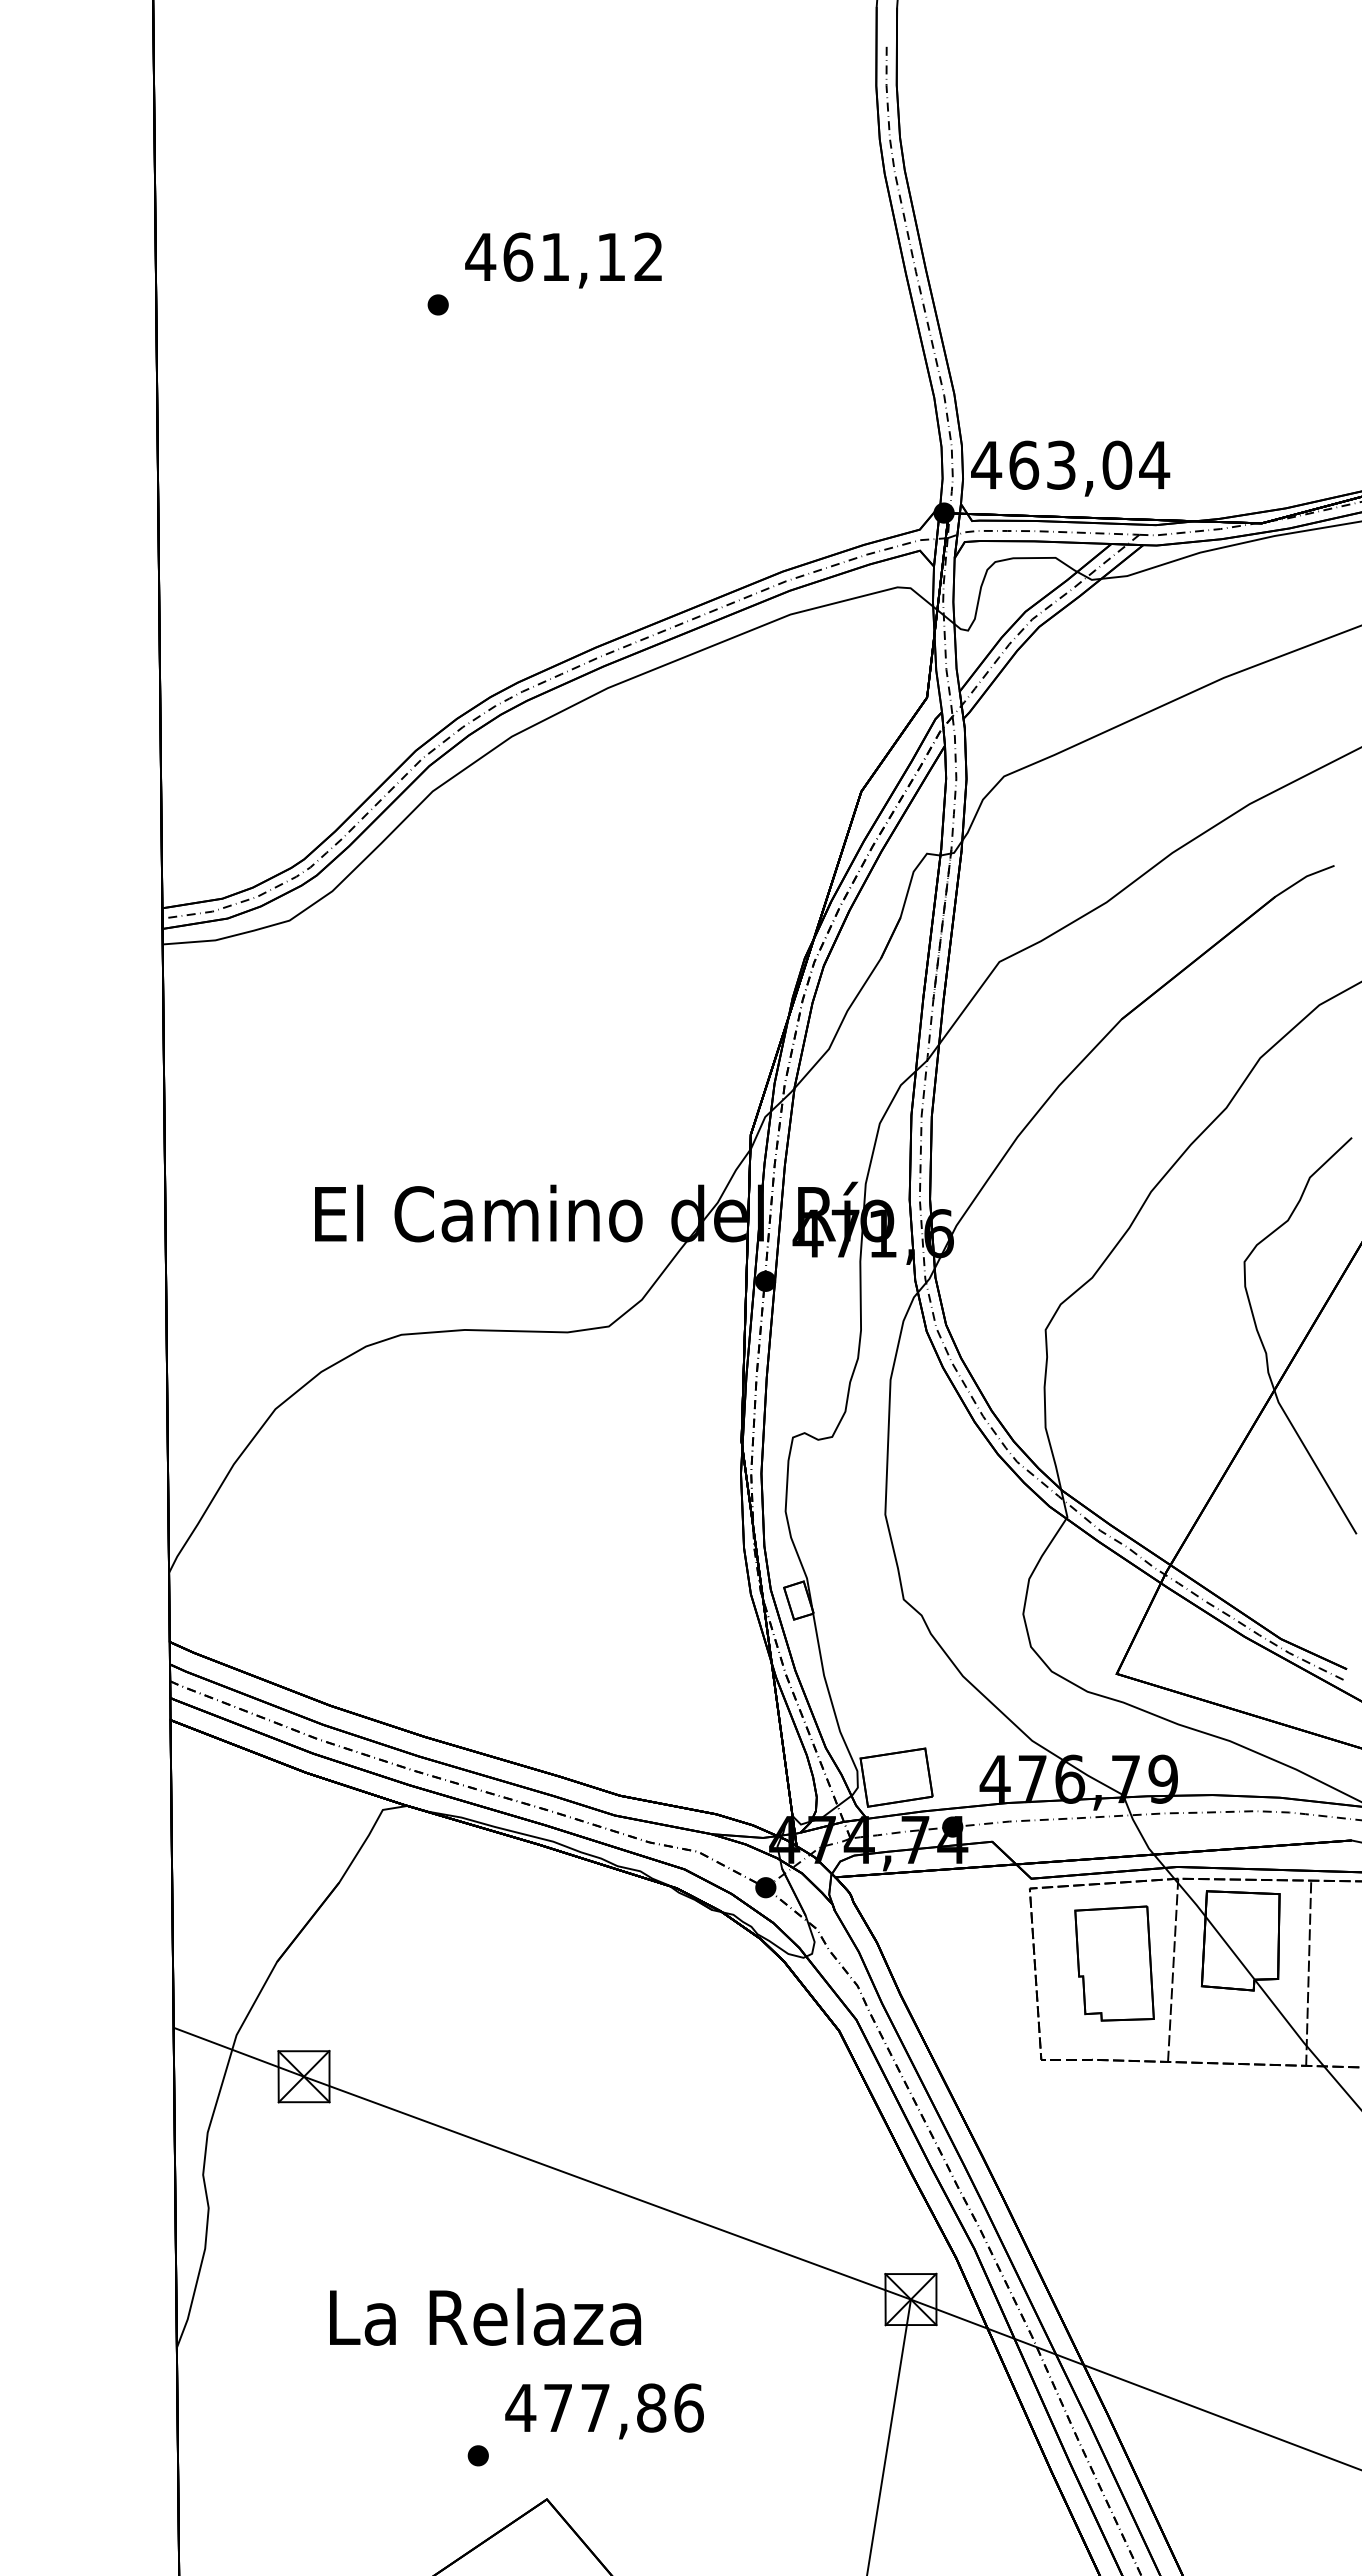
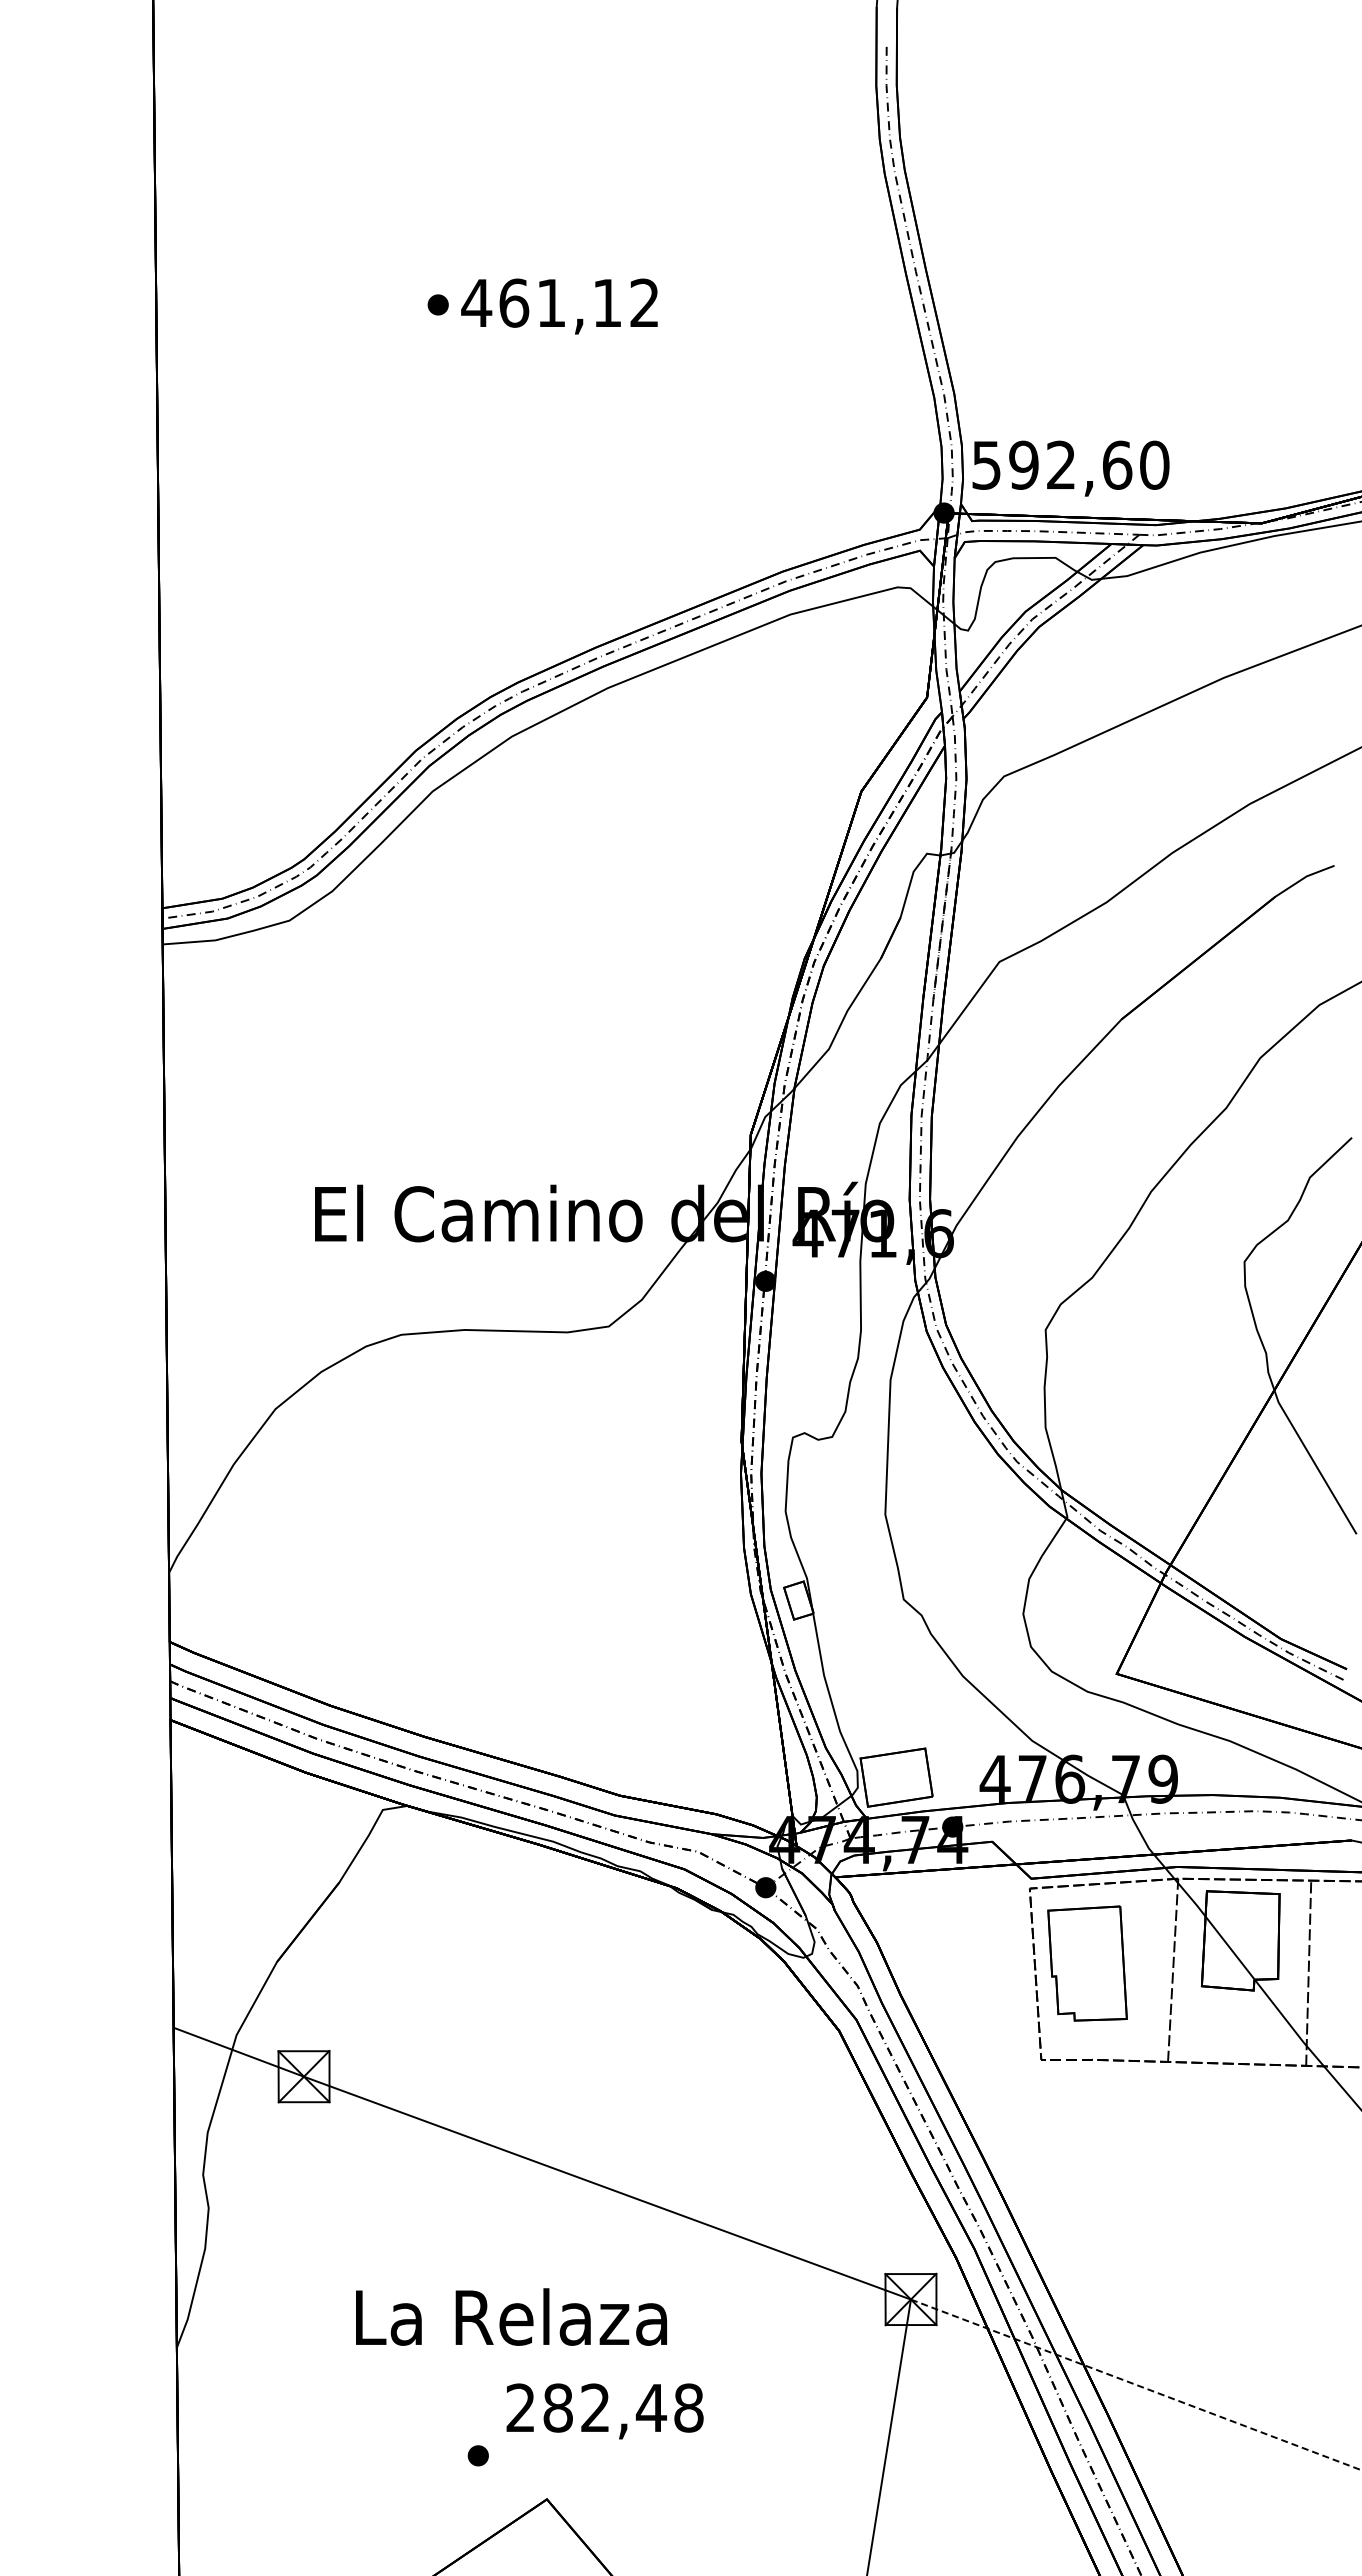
text position: (563, 260) -> (559, 306) (559, 306)
text: 463,04 -> 592,60 (1070, 464)
part position: (1114, 1963) -> (1087, 1963) (1087, 1963)
text position: (485, 2316) -> (511, 2316) (511, 2316)
line: solid -> dashed (1136, 2384)
text: 477,86 -> 282,48 (604, 2407)
